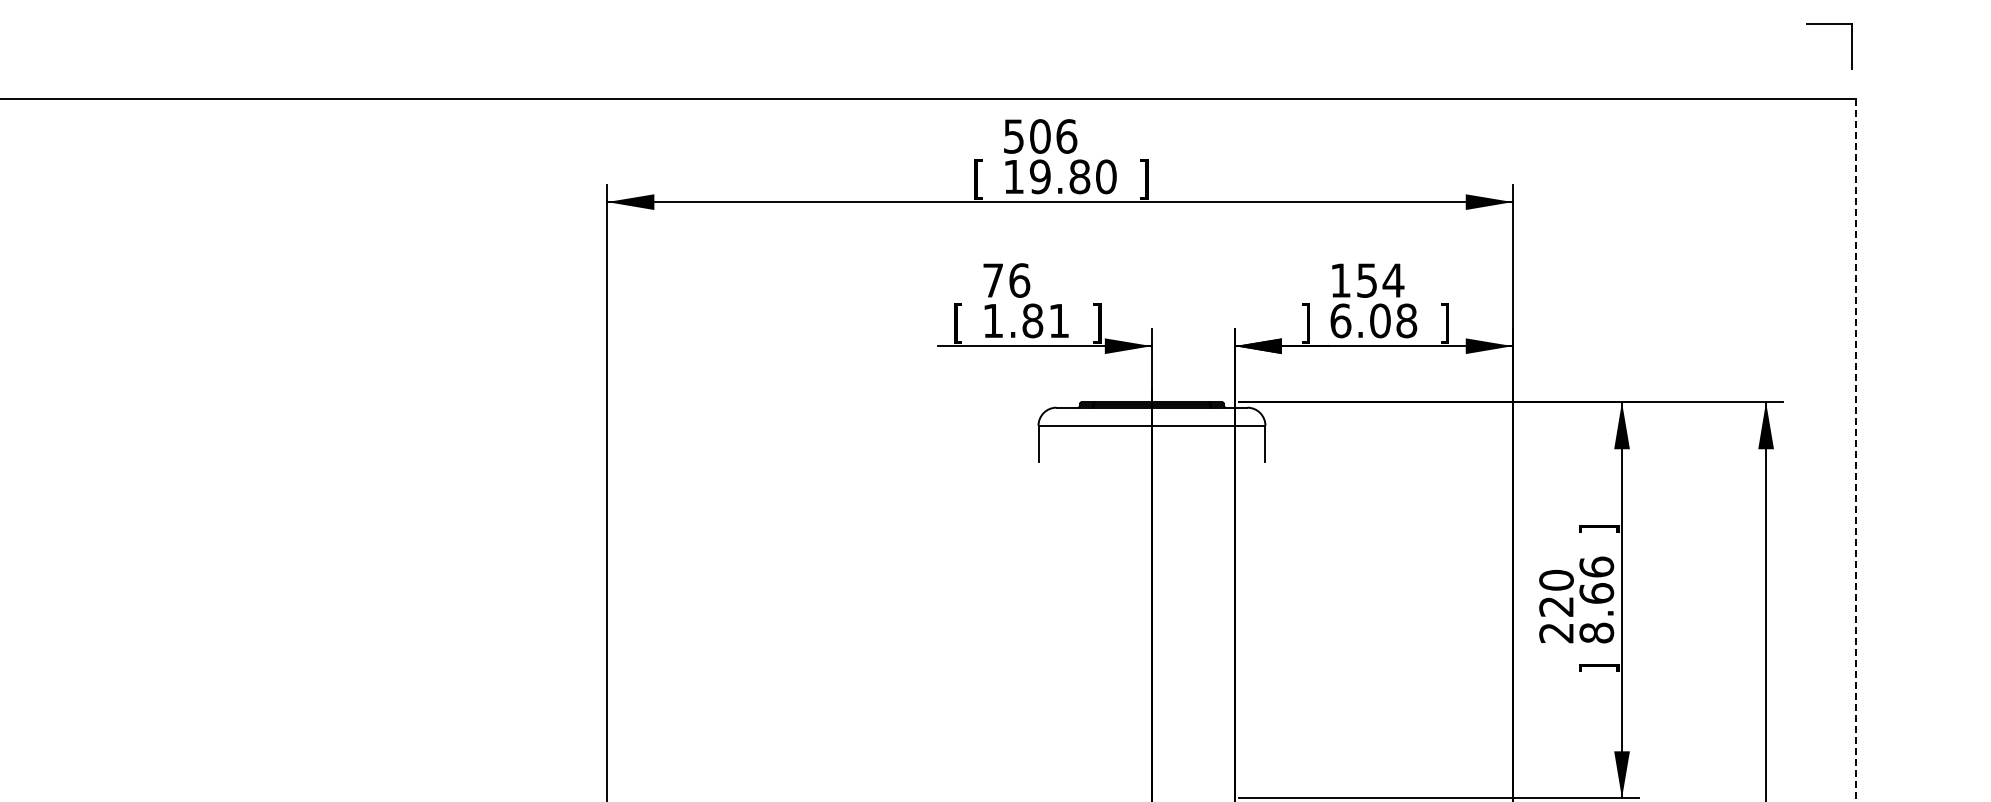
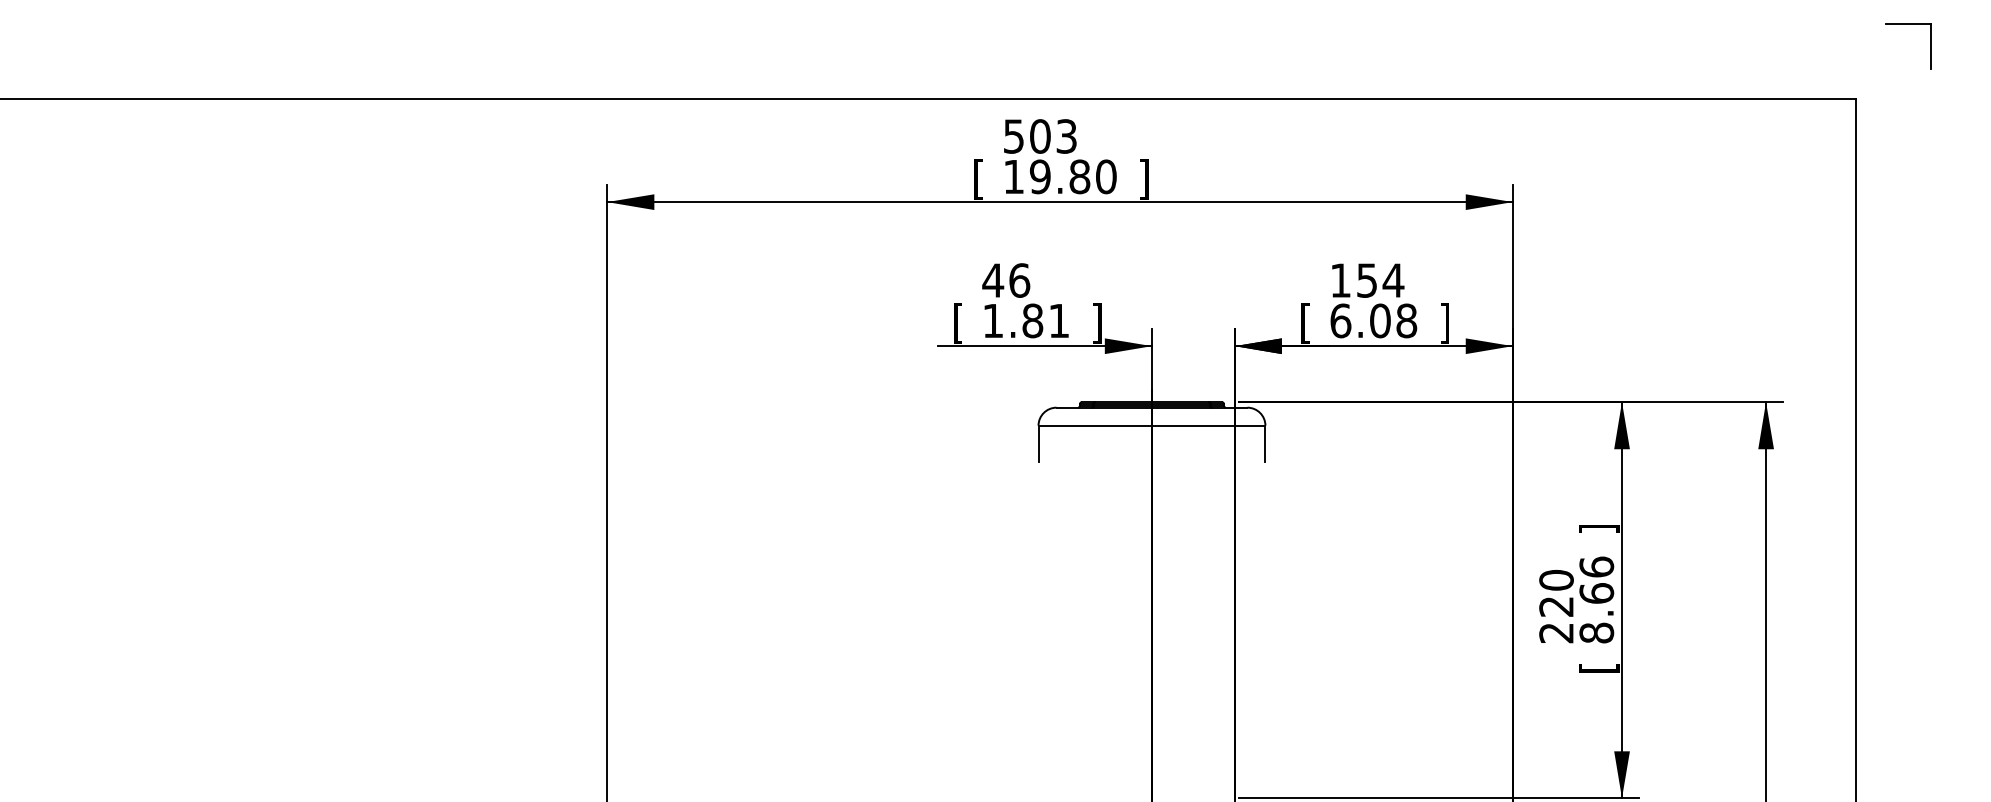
part position: (1829, 24) -> (1908, 24) (1908, 24)
text: 506 -> 503 (1066, 136)
text: 76 -> 46 (993, 280)
text: ] -> [ (1305, 323)
line: dashed -> solid (1856, 450)
text: ] -> [ (1599, 668)
